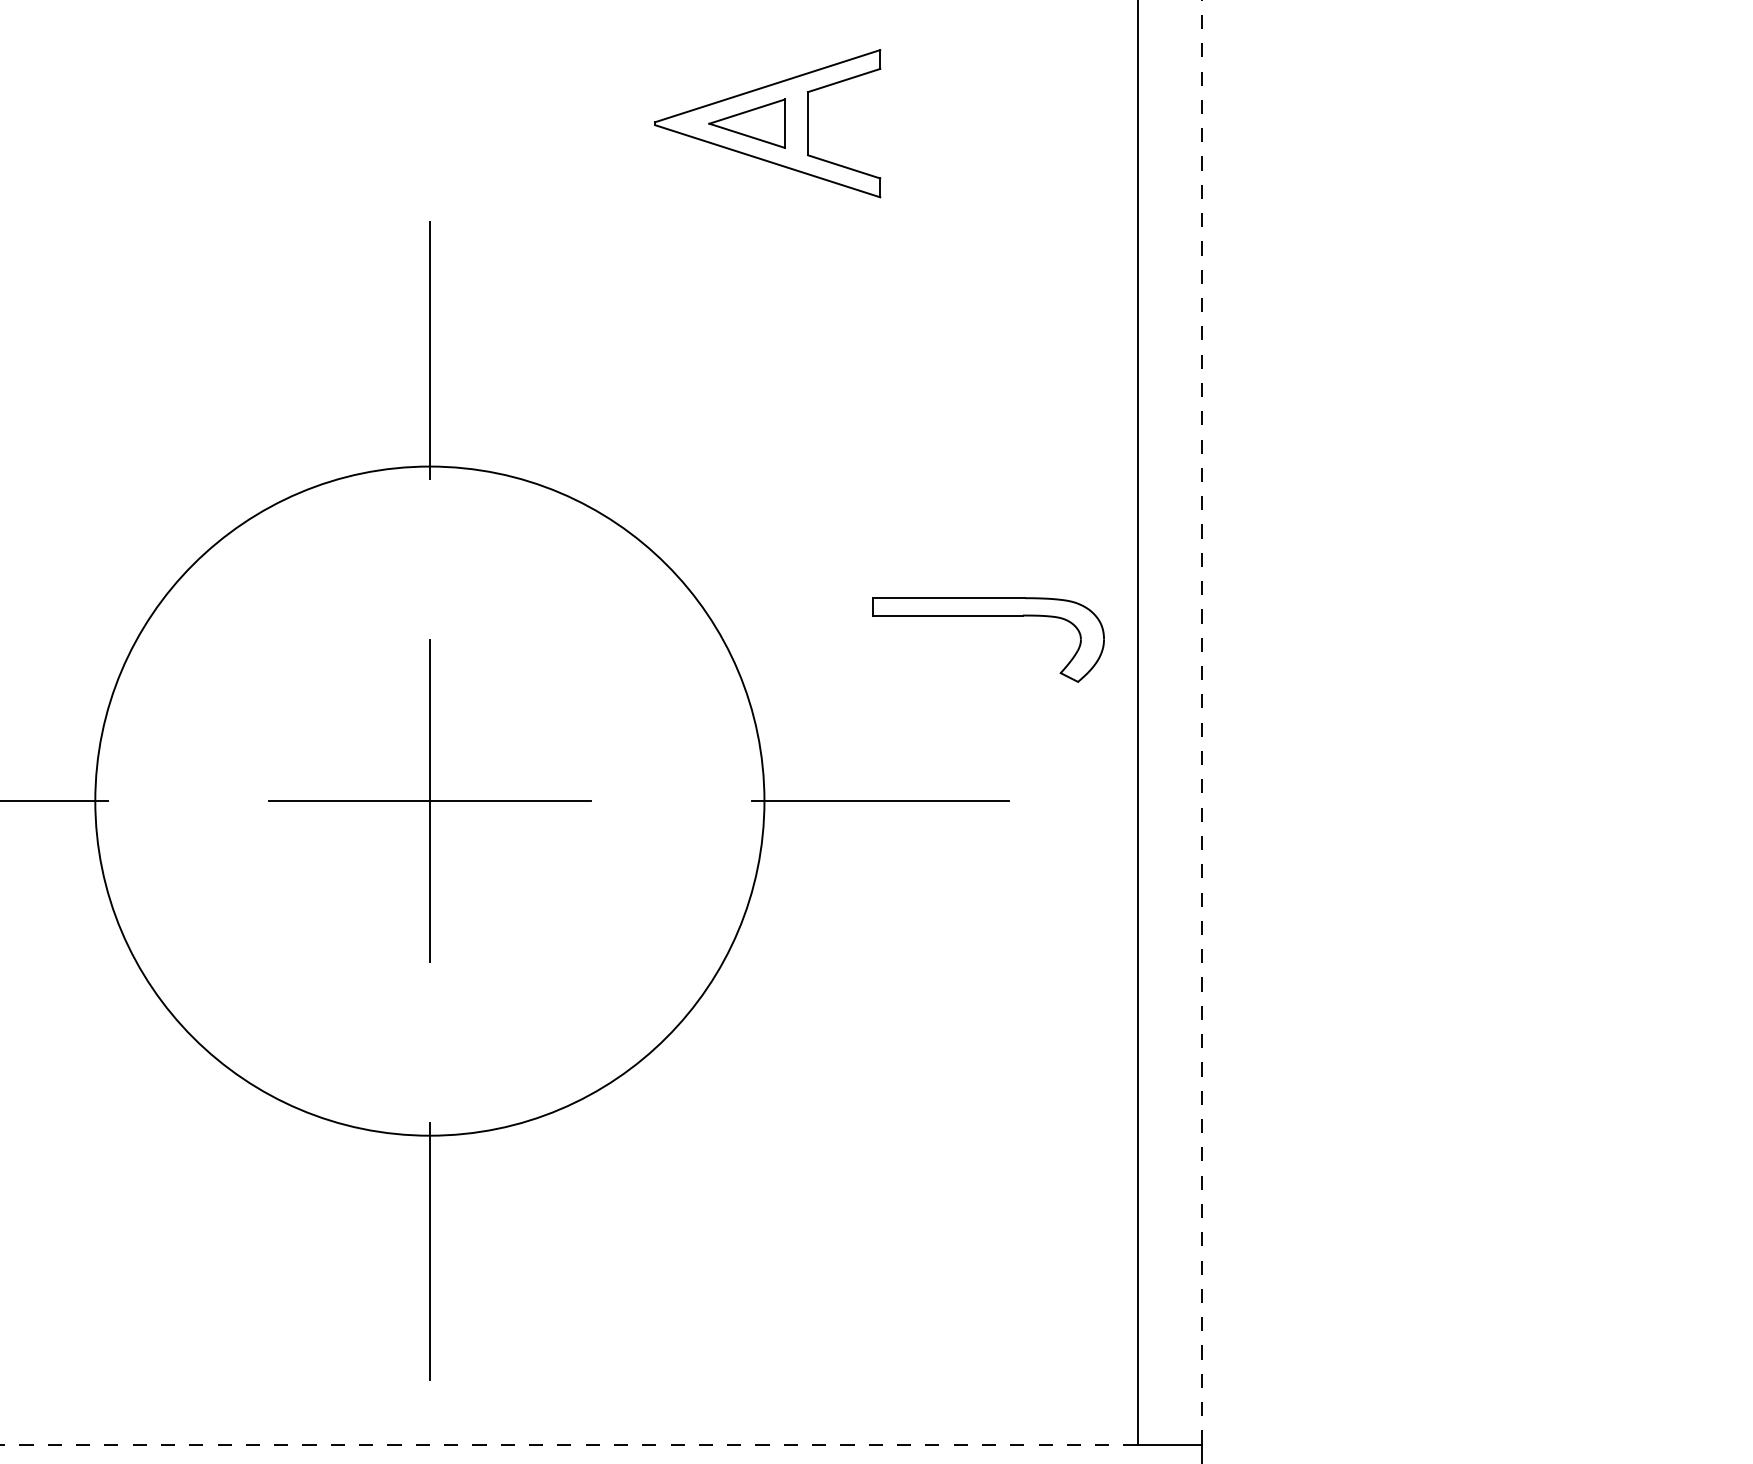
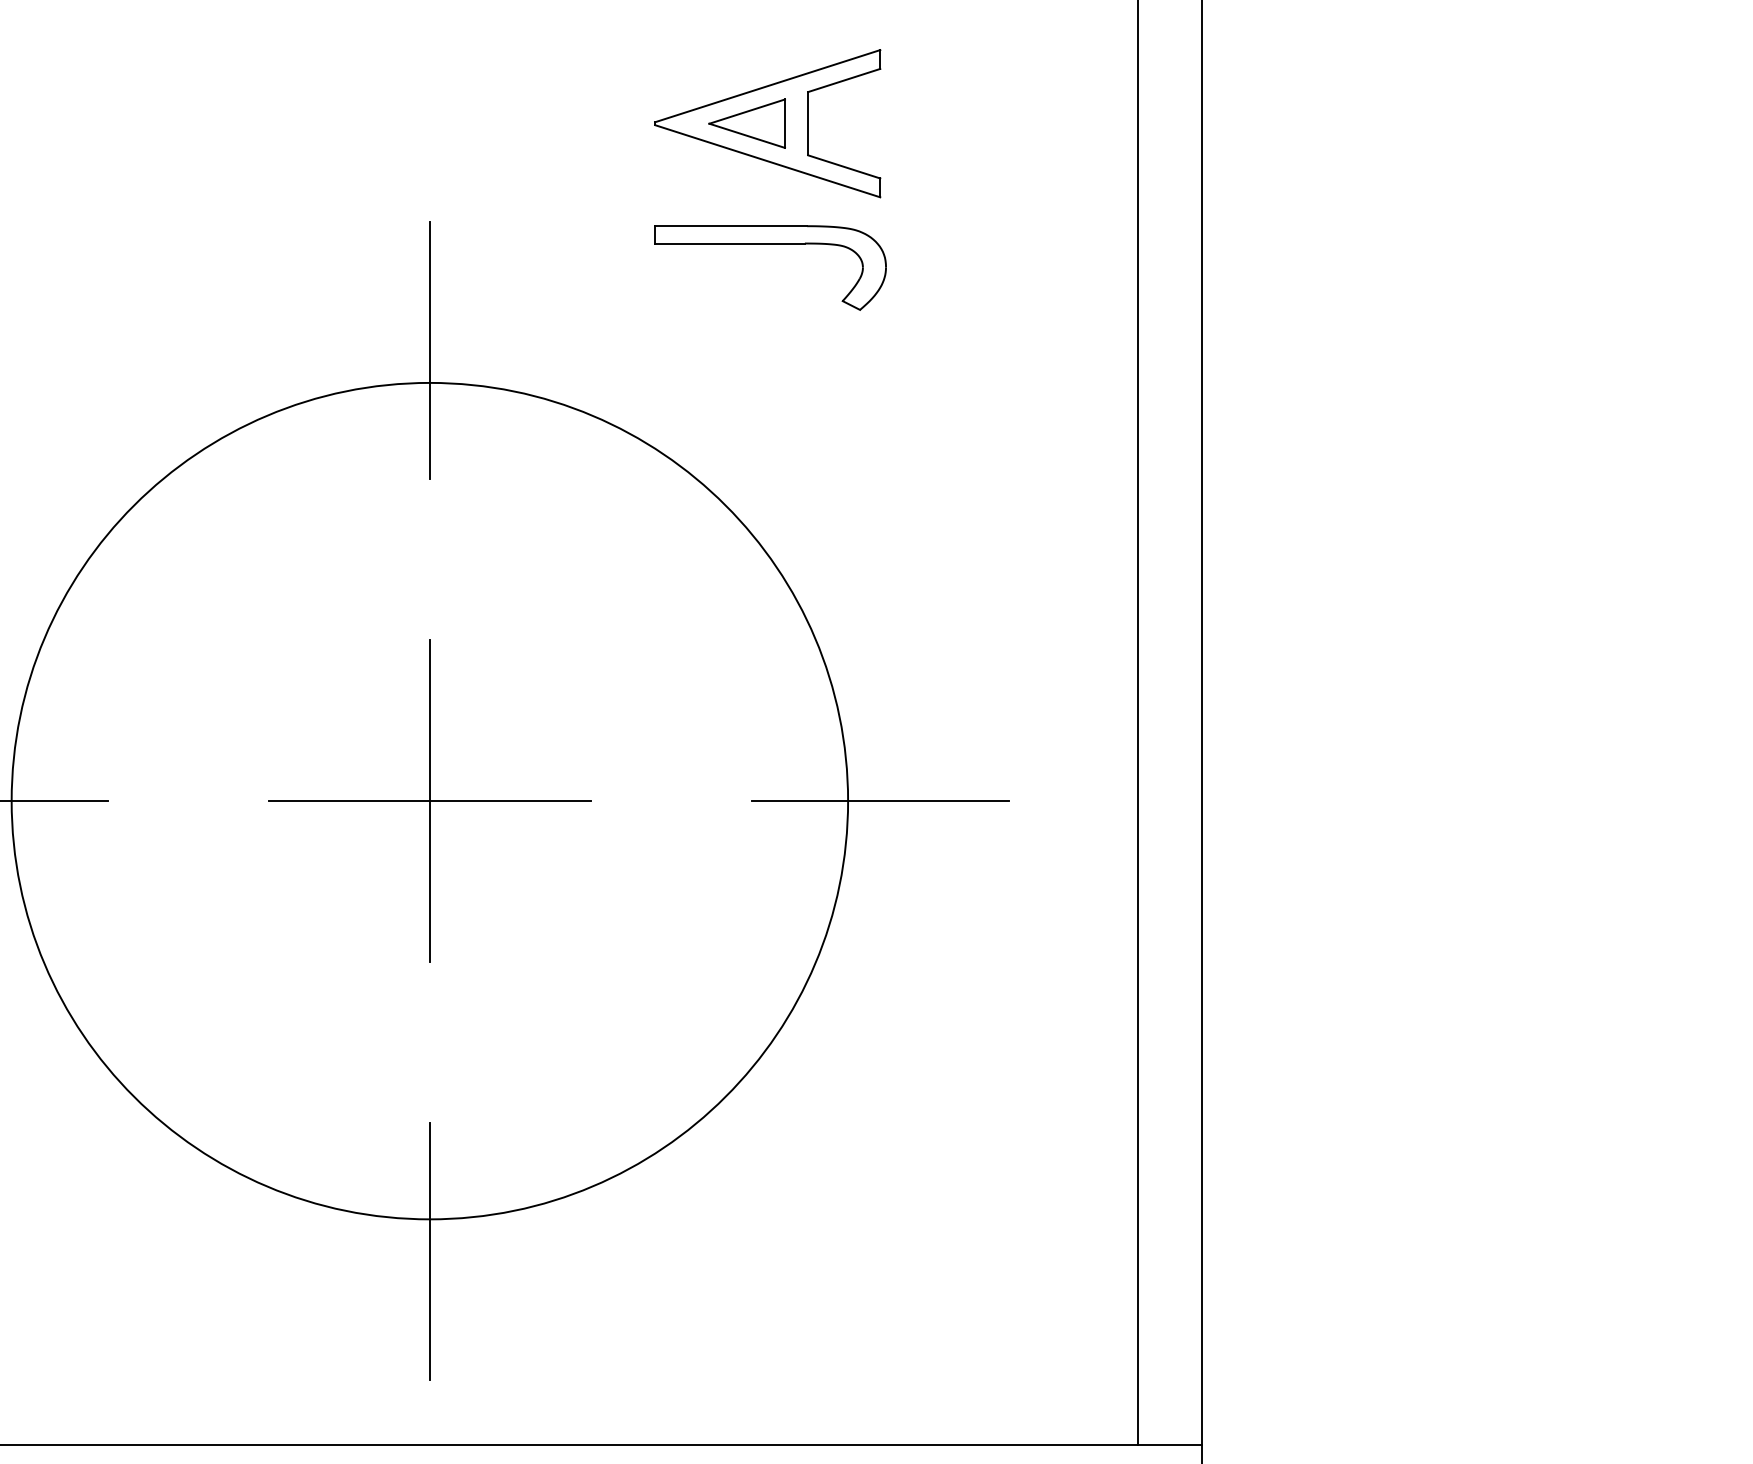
part position: (988, 616) -> (770, 244) (770, 244)
line: dashed -> solid (1201, 722)
circle diameter: 669 px -> 836 px (429, 800)
line: dashed -> solid (569, 1444)
